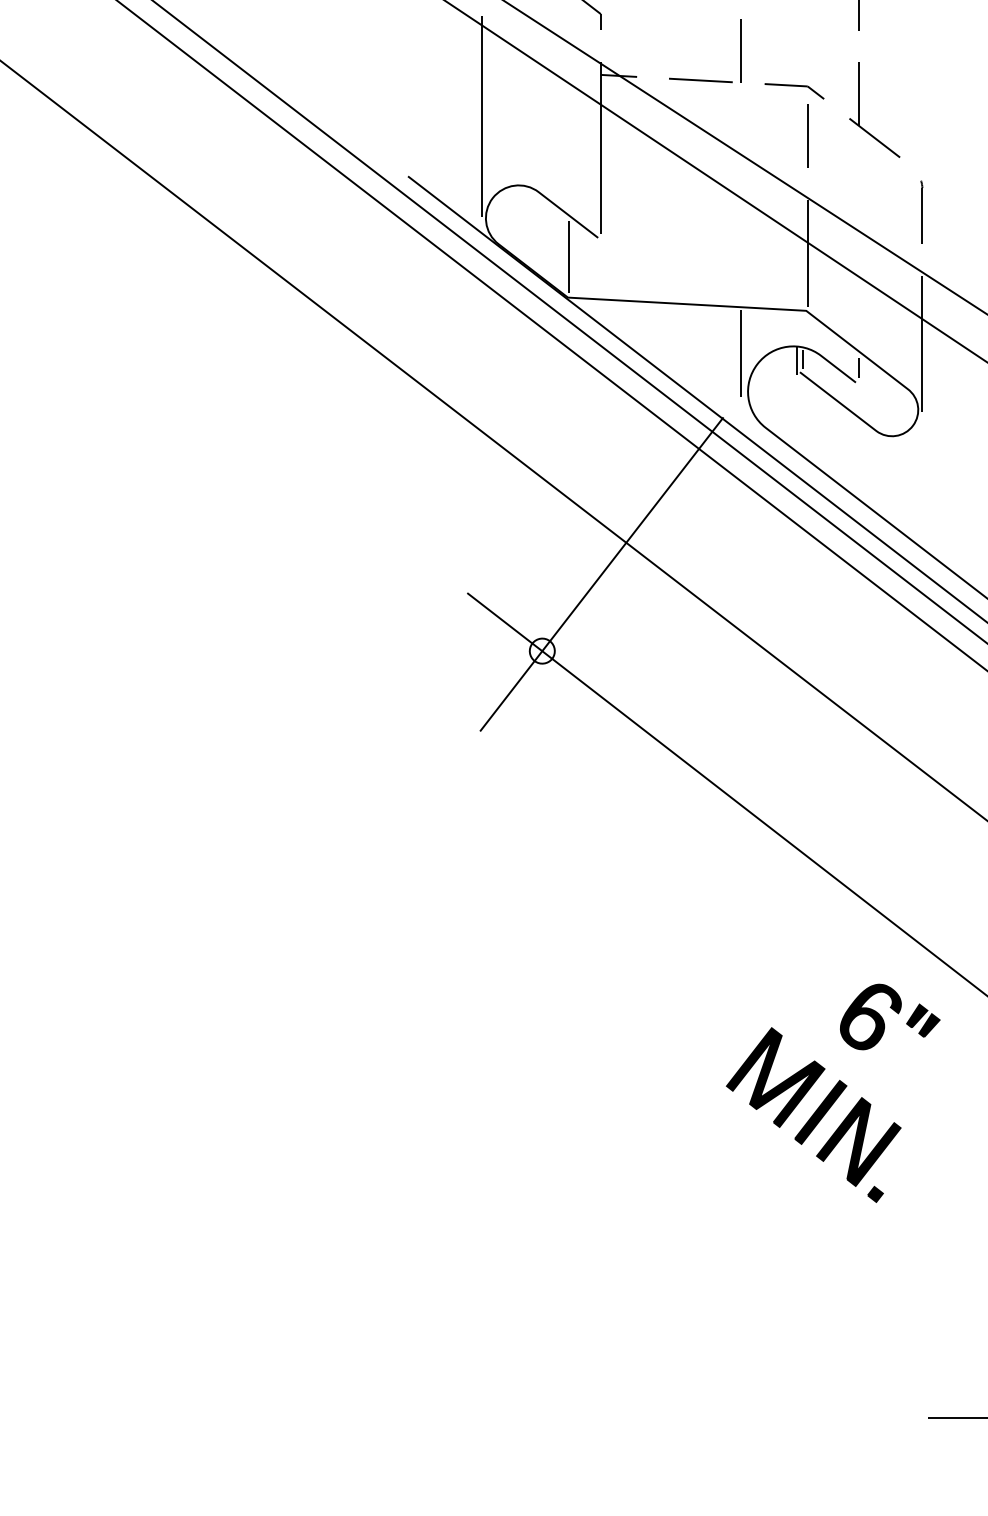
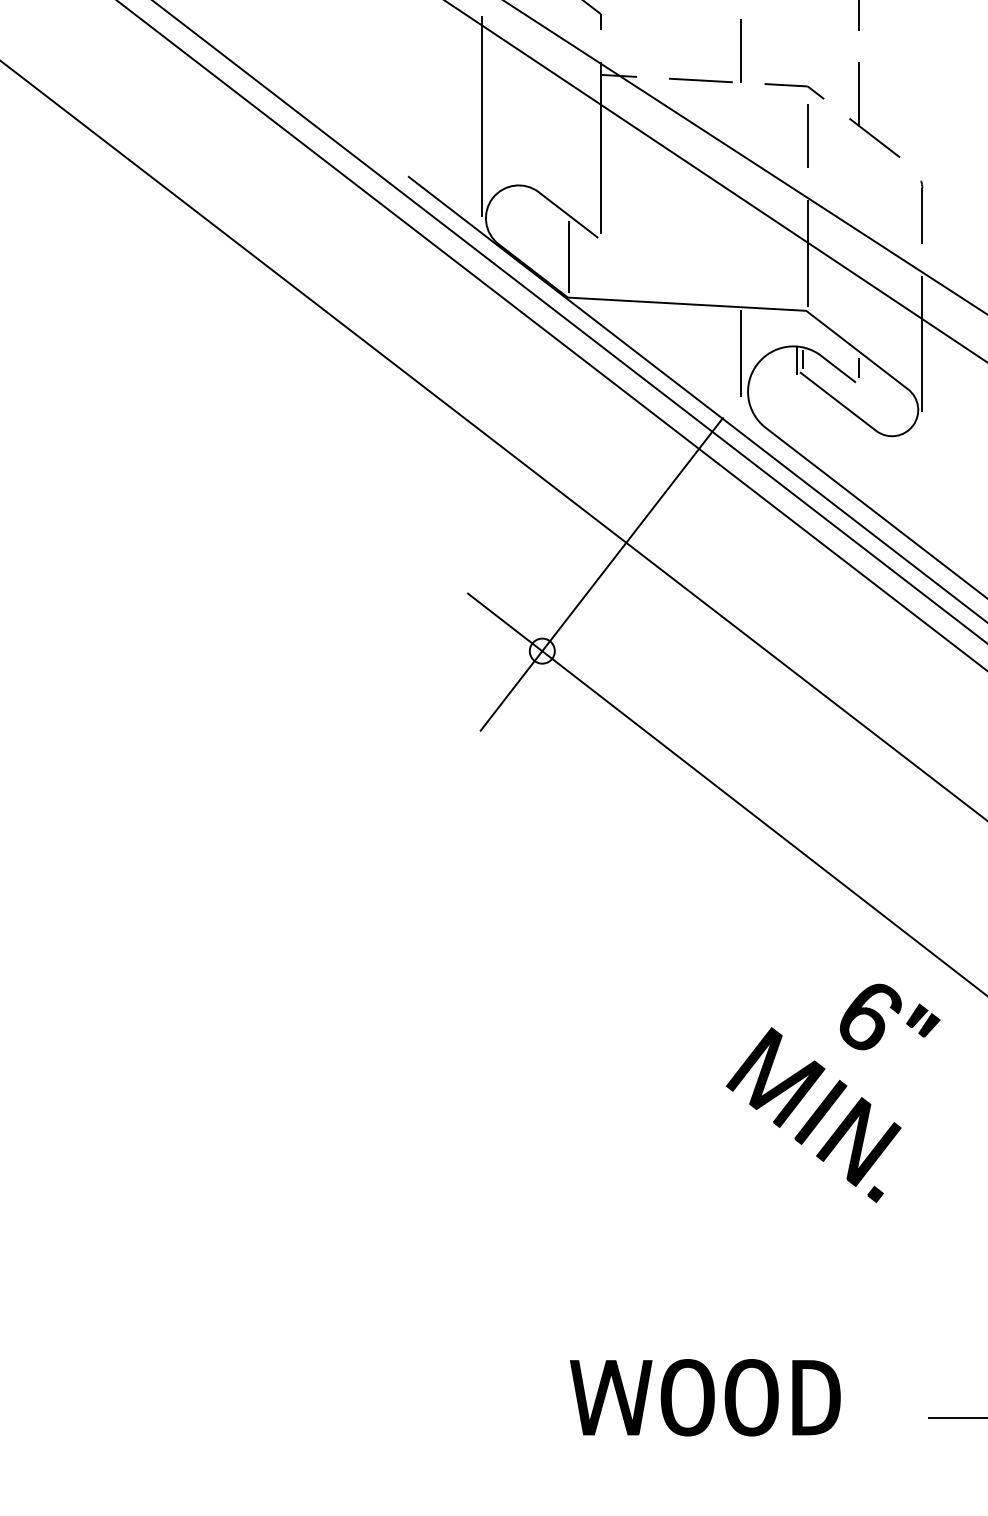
part: none -> present (705, 1397)
